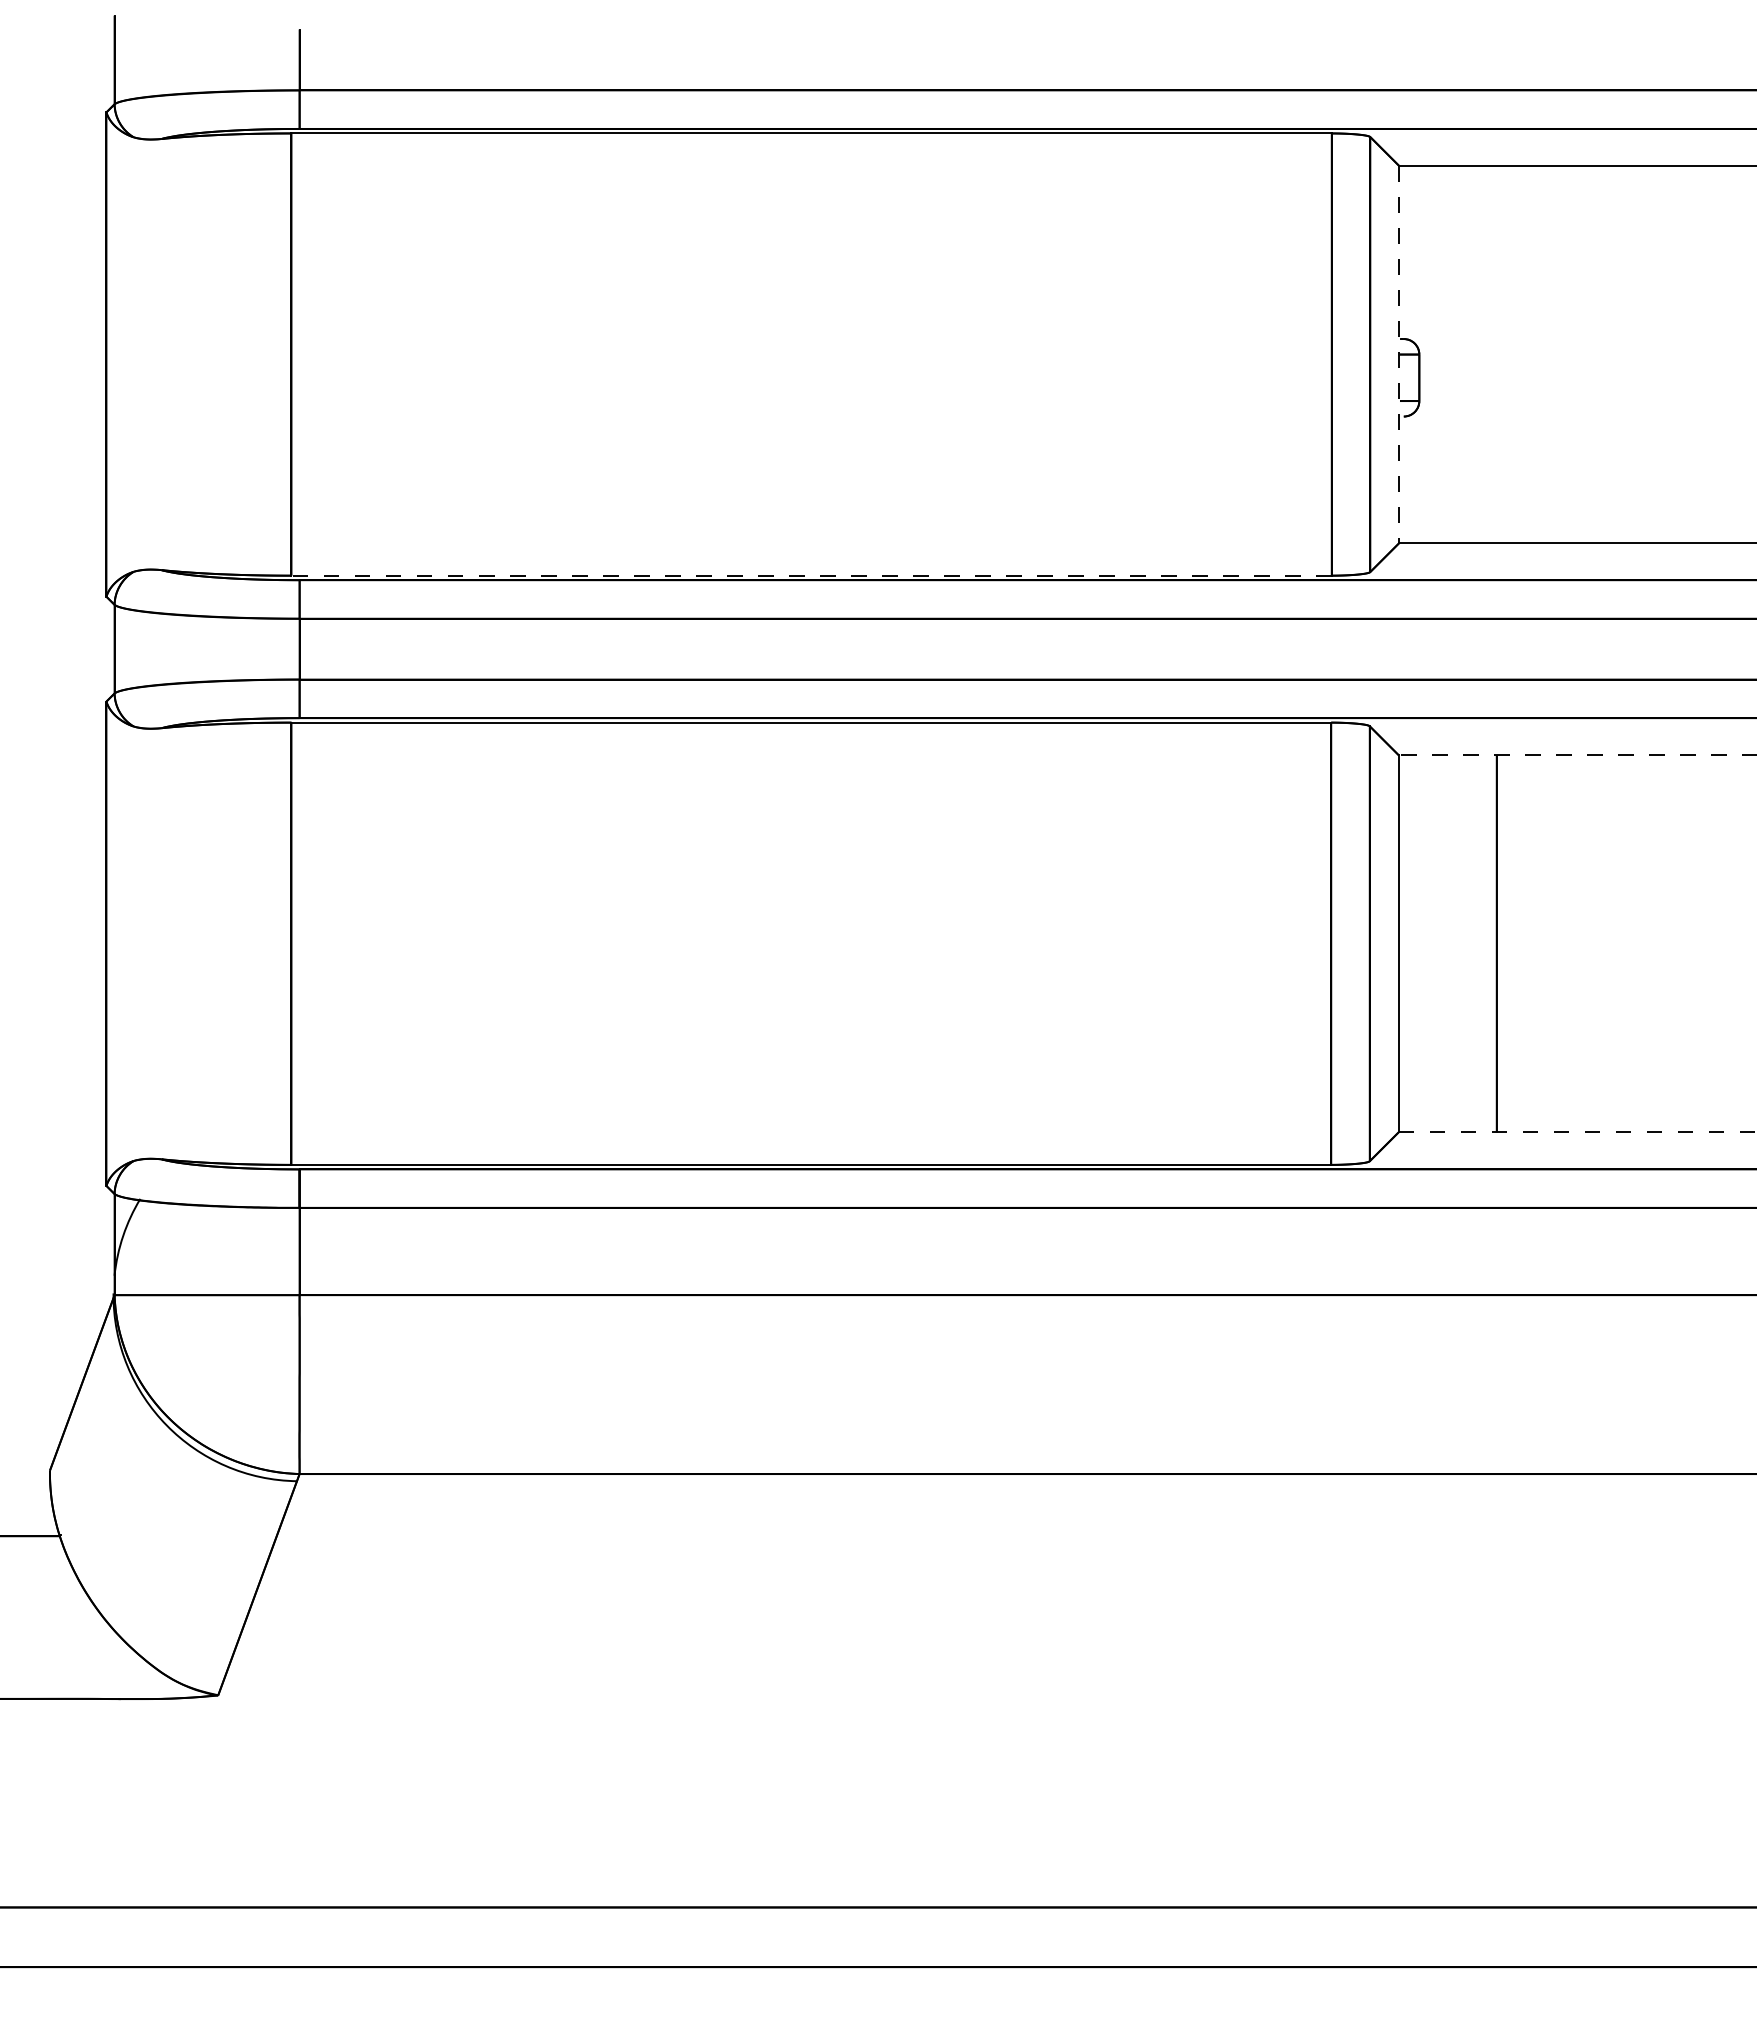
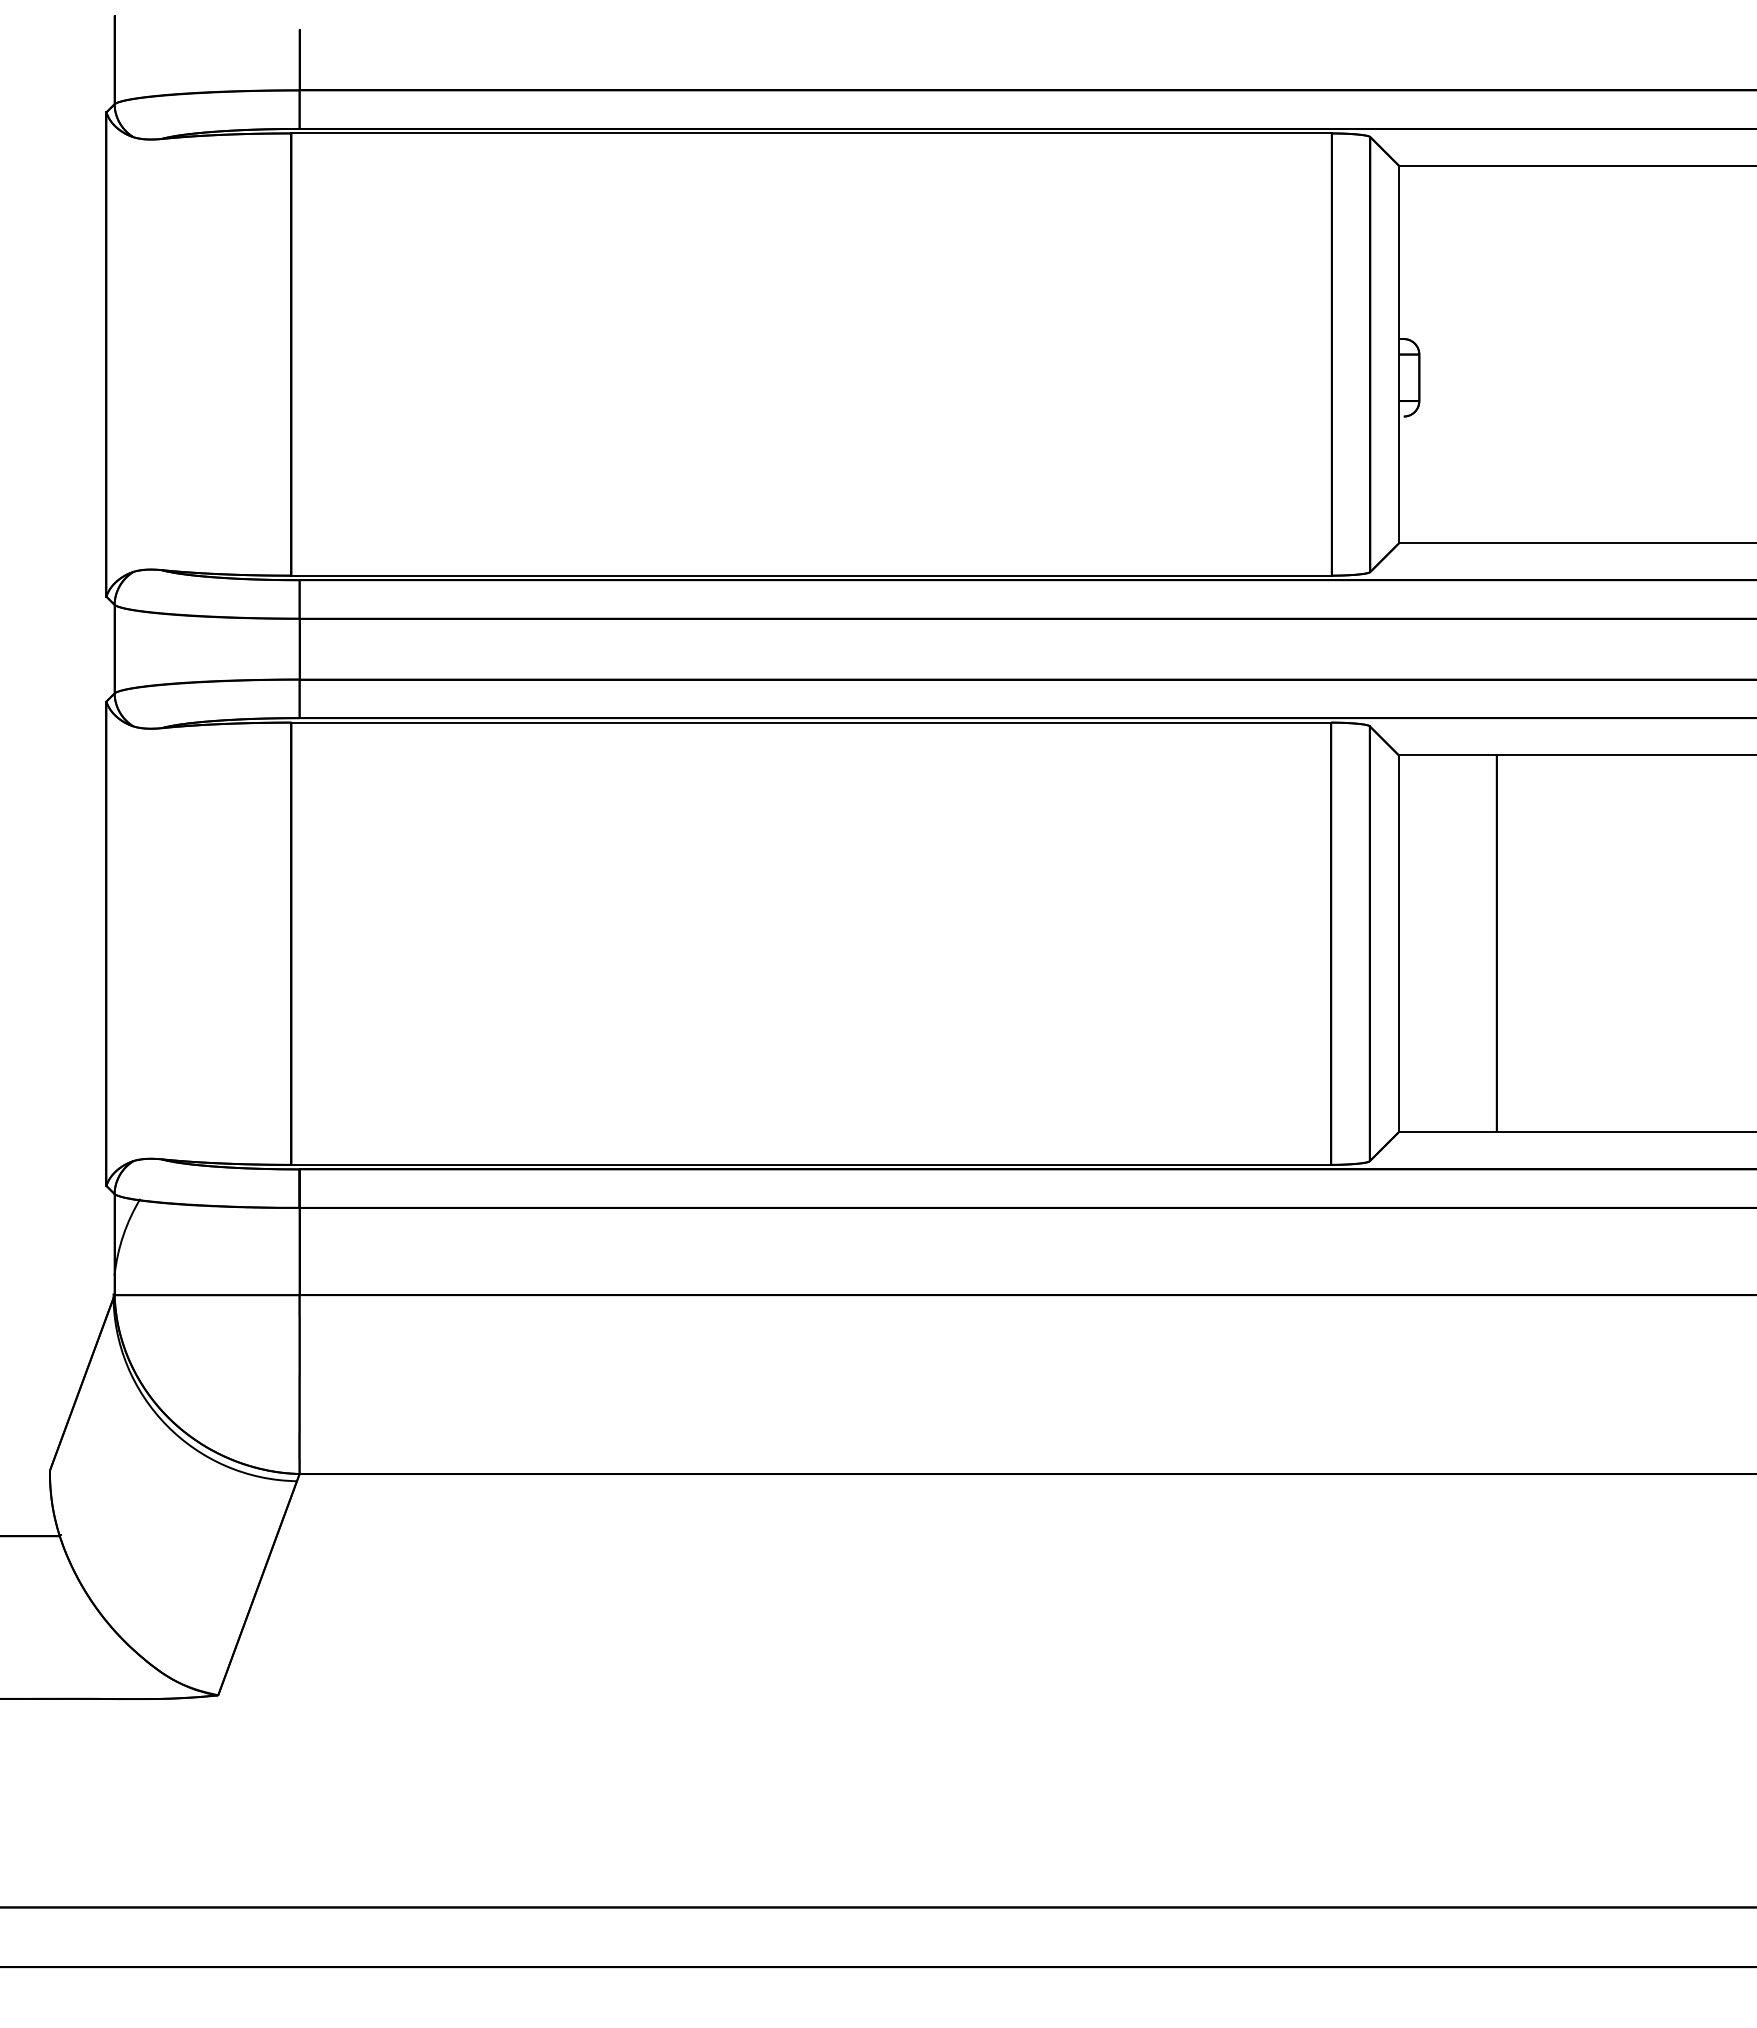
line: dashed -> solid (1399, 354)
line: dashed -> solid (811, 575)
line: dashed -> solid (1577, 755)
line: dashed -> solid (1577, 1132)
